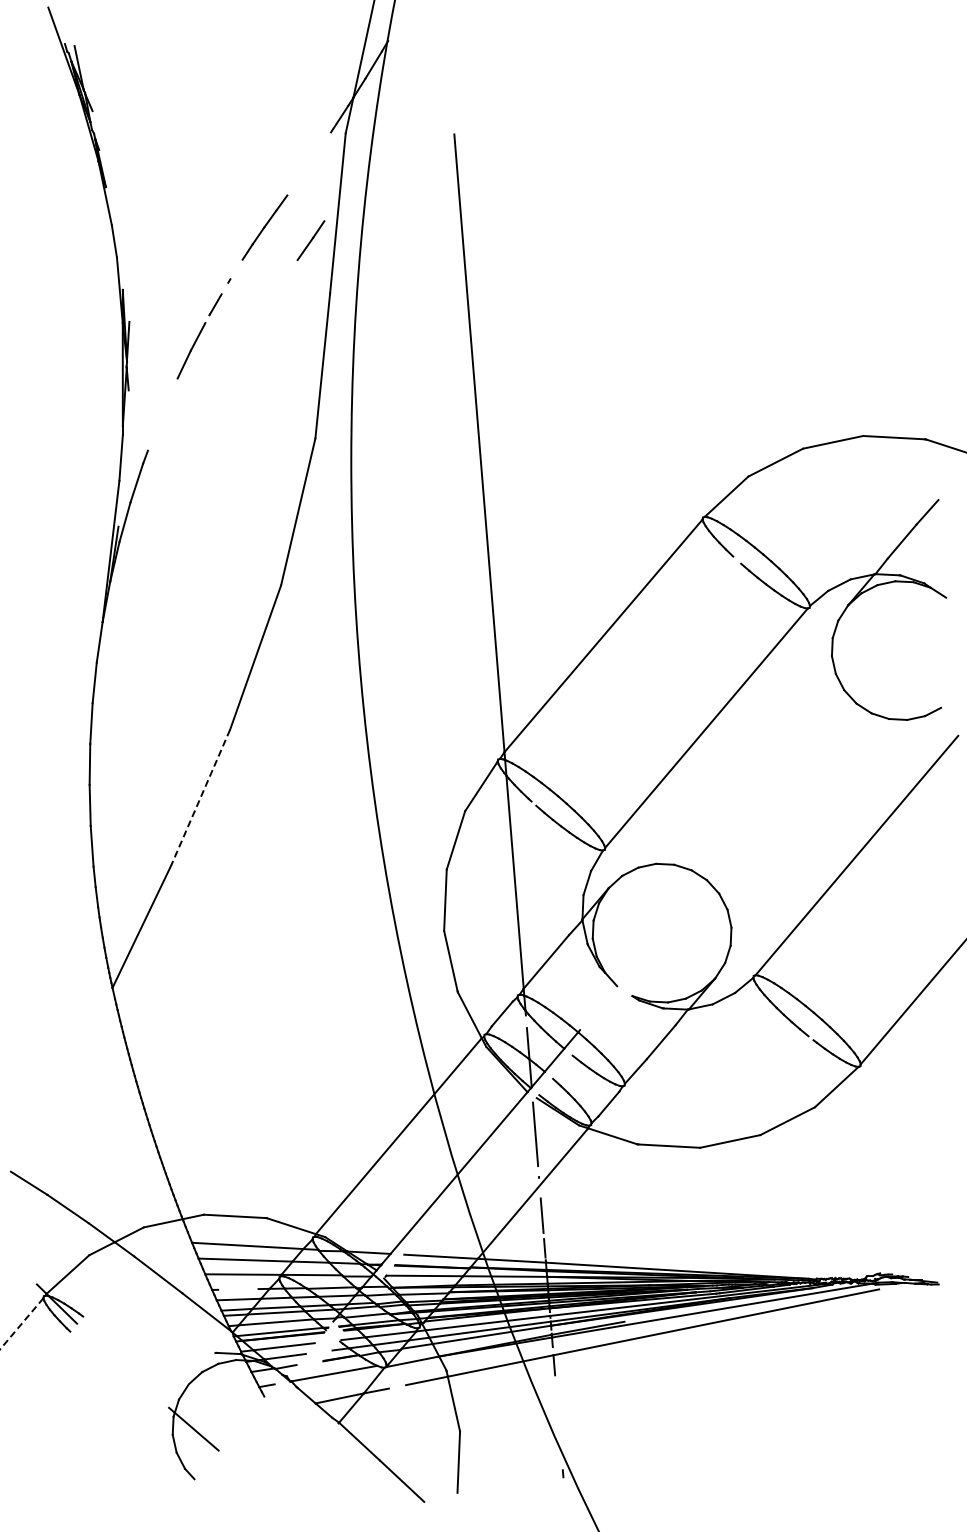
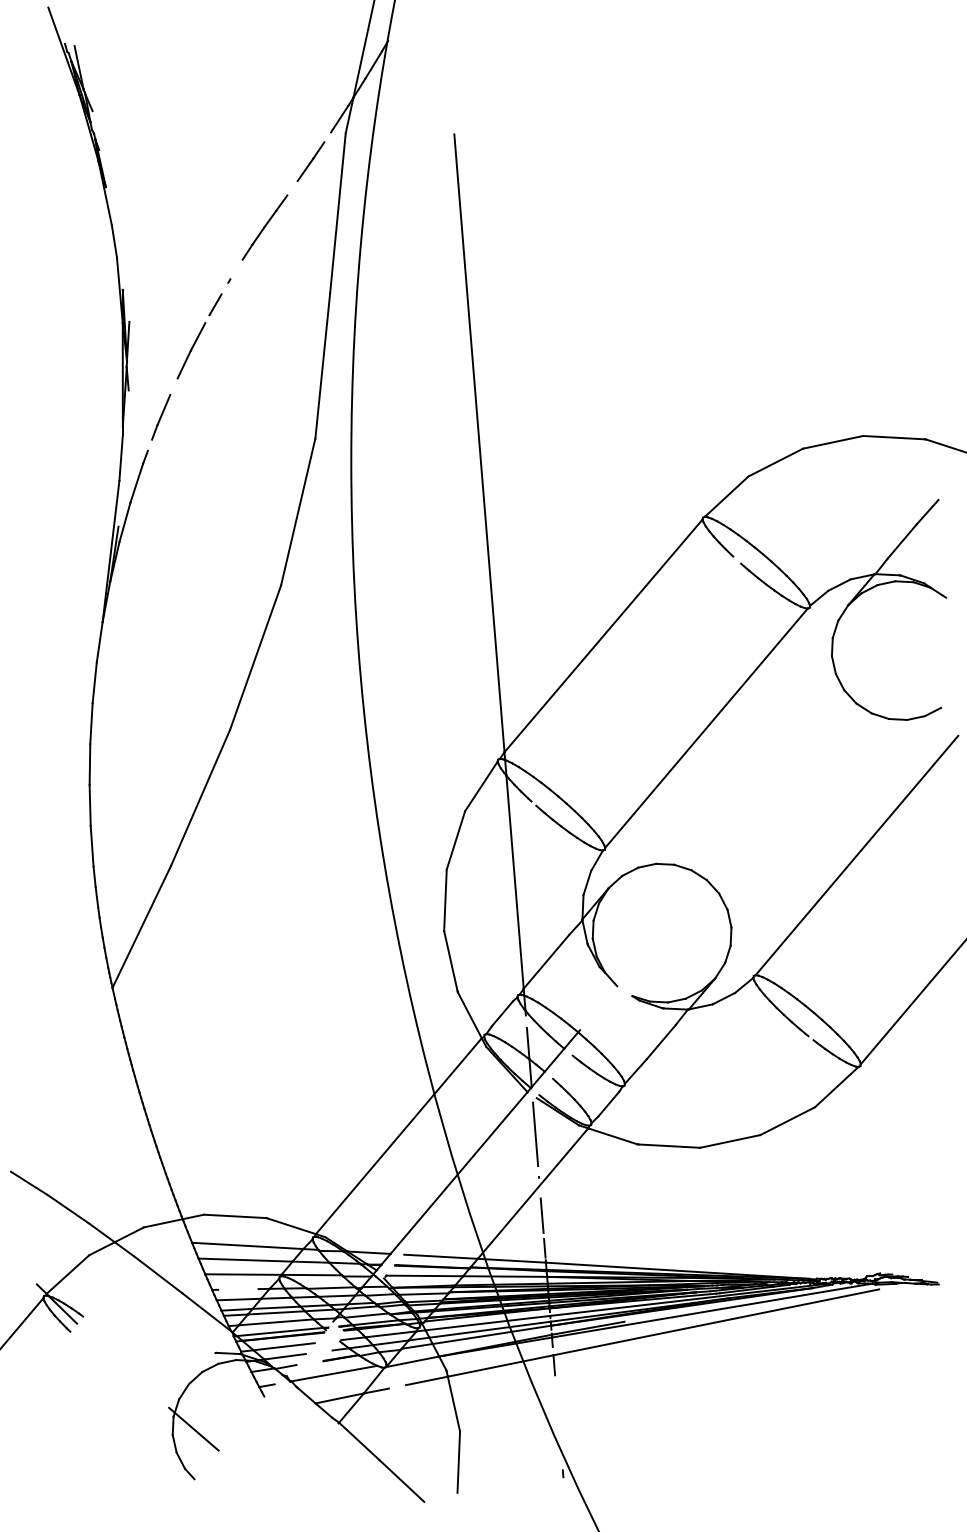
line position: (310, 240) -> (310, 161) (310, 161)
line: none -> present (161, 417)
line: dashed -> solid (200, 798)
line: dashed -> solid (21, 1324)
